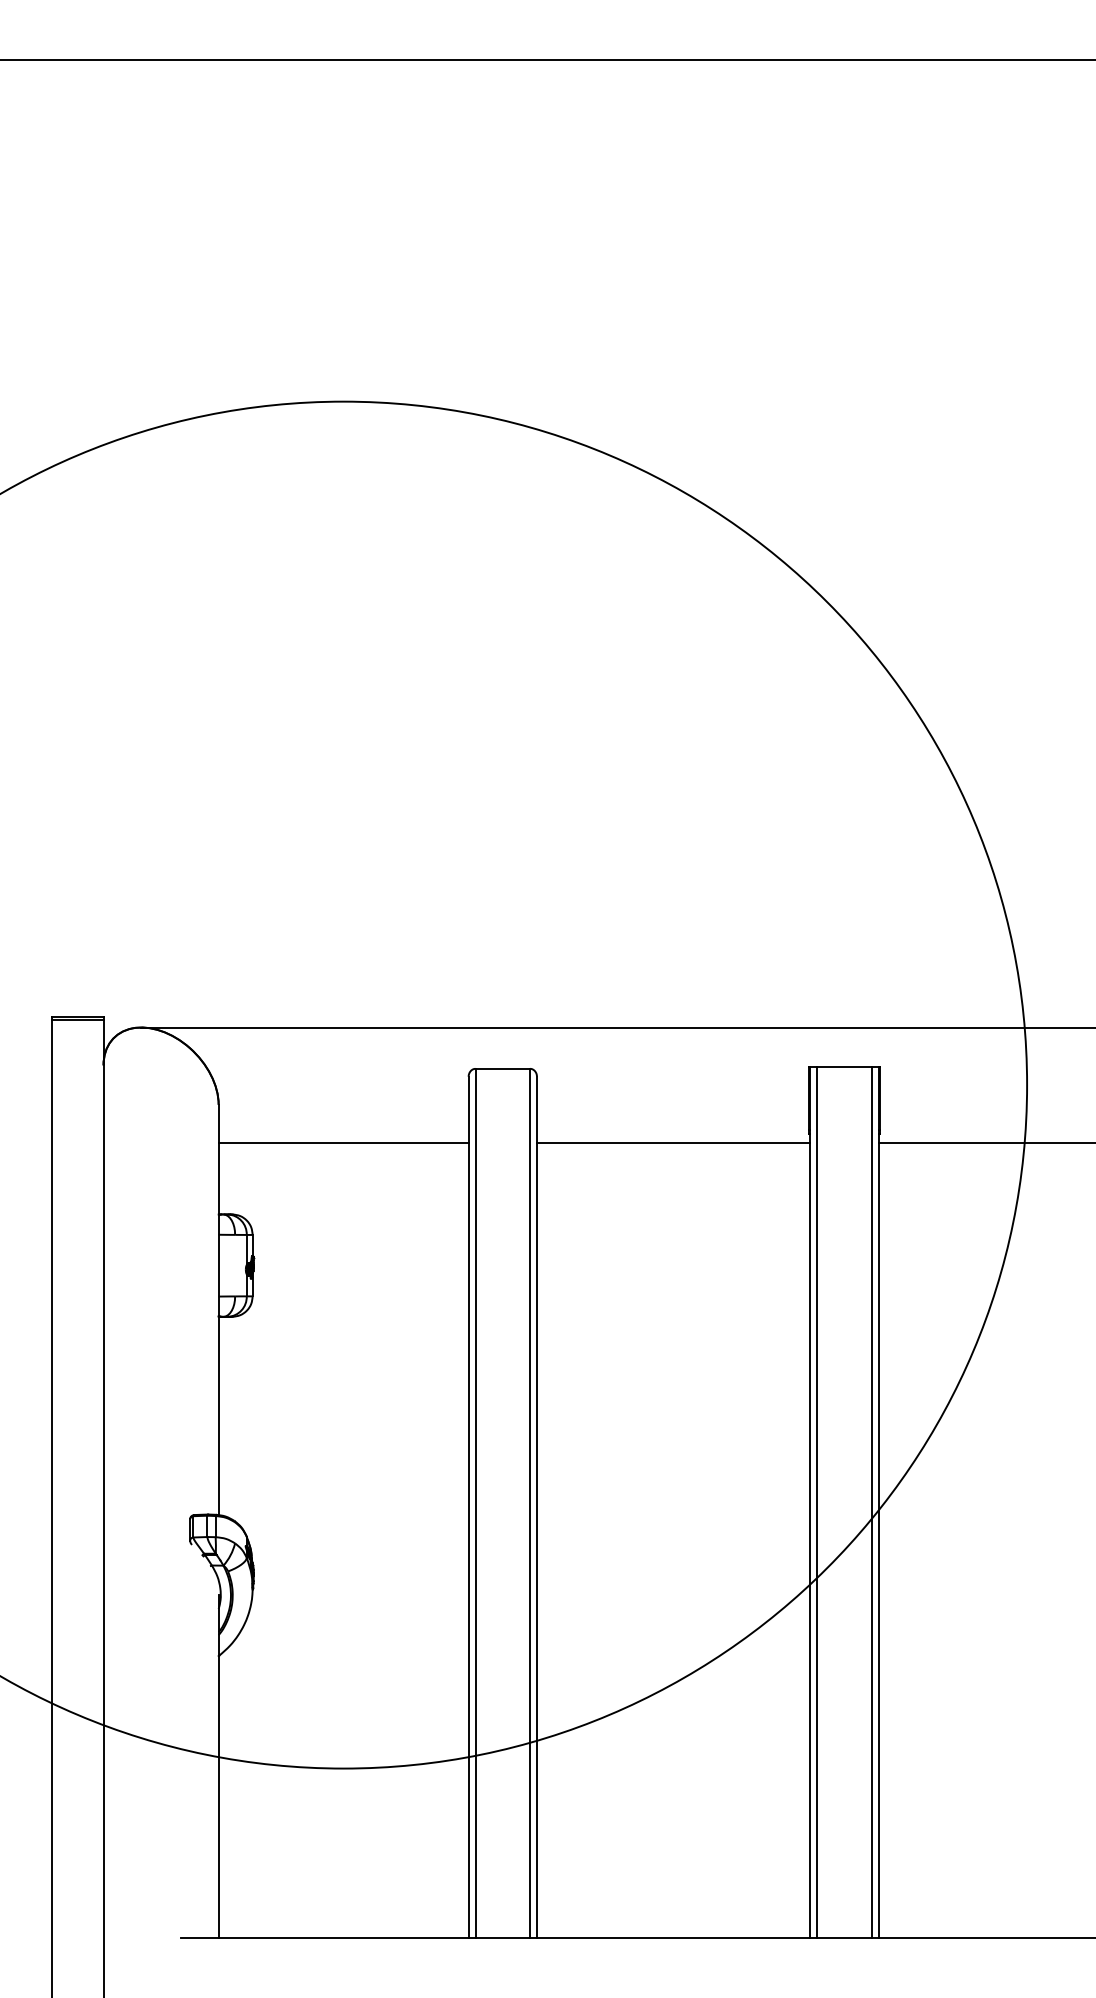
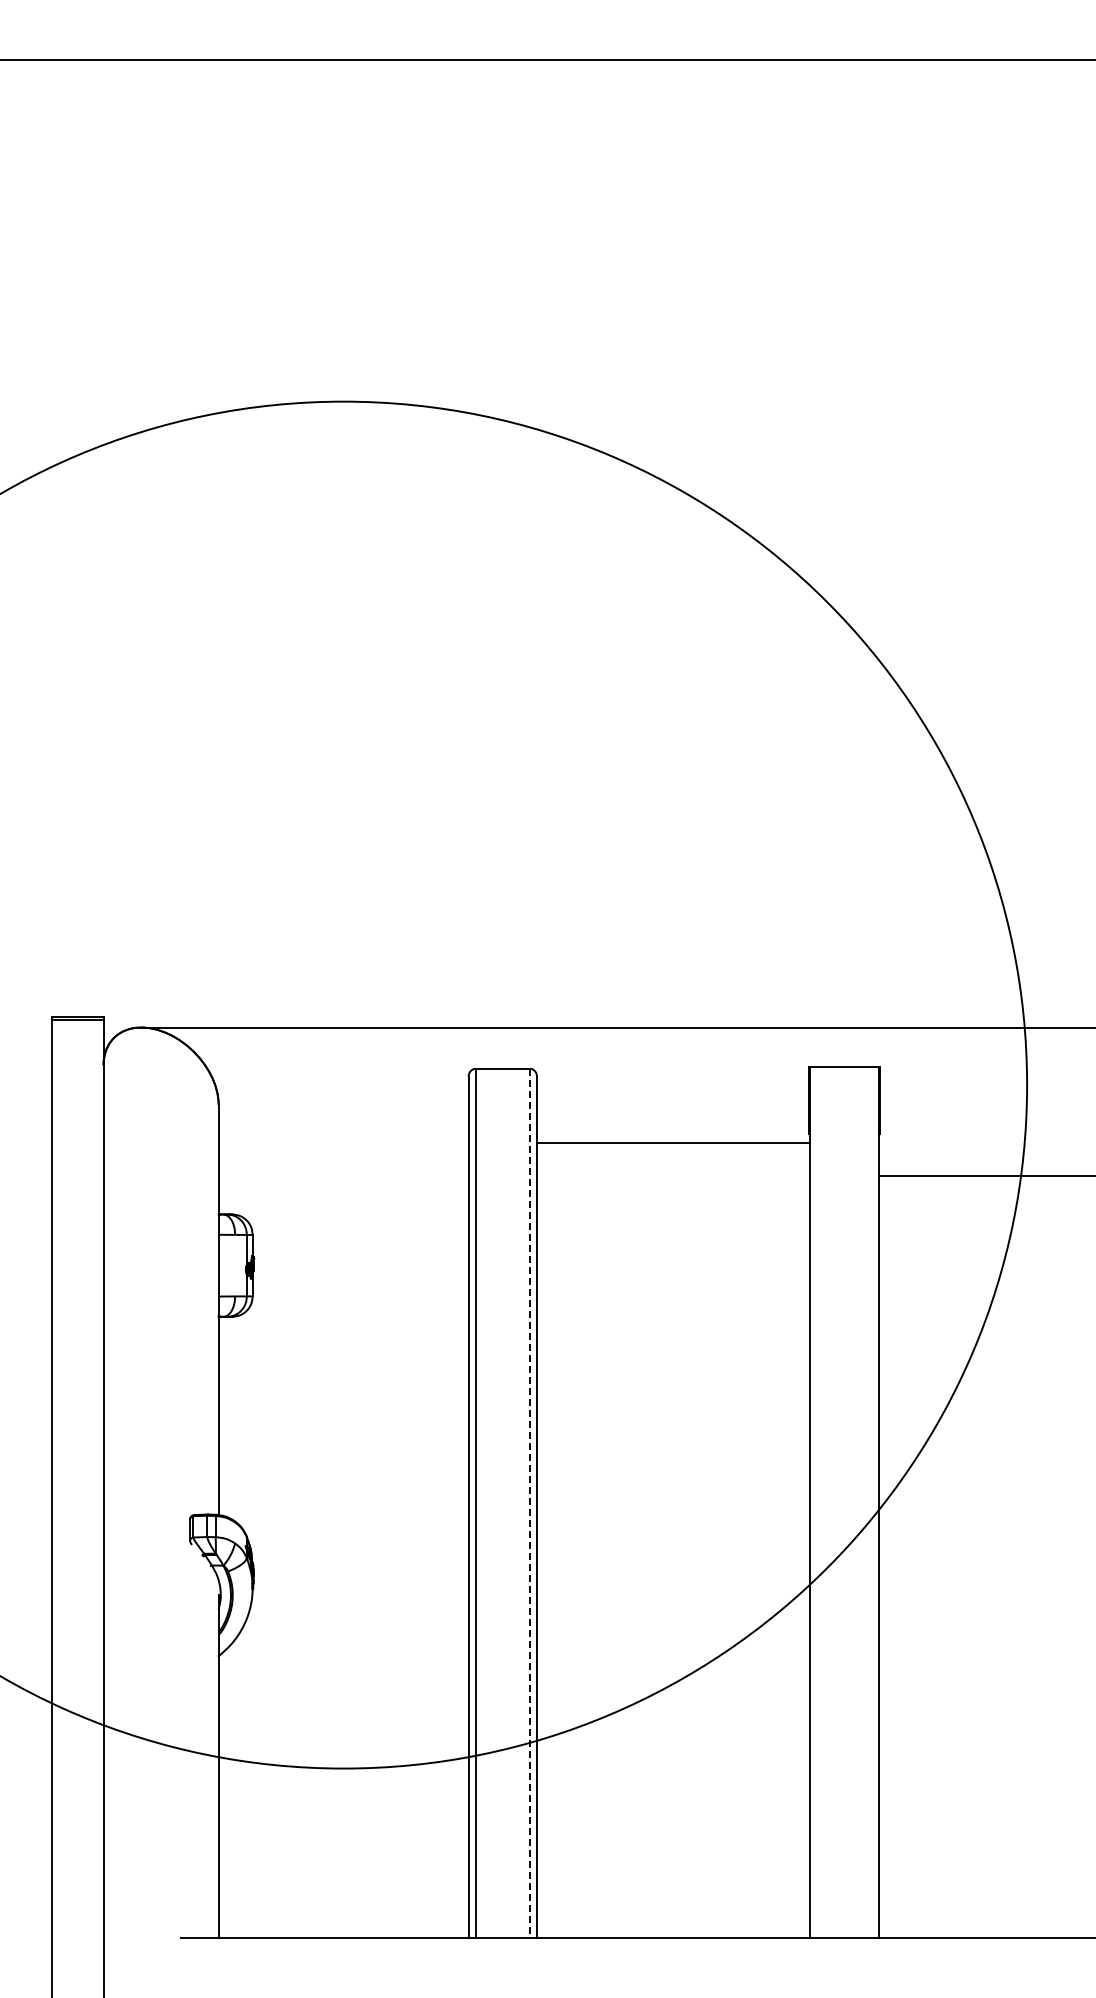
line: present -> none (343, 1142)
line position: (985, 1142) -> (985, 1175) (985, 1175)
line: present -> none (817, 1502)
line: present -> none (871, 1502)
line: solid -> dashed (530, 1503)
